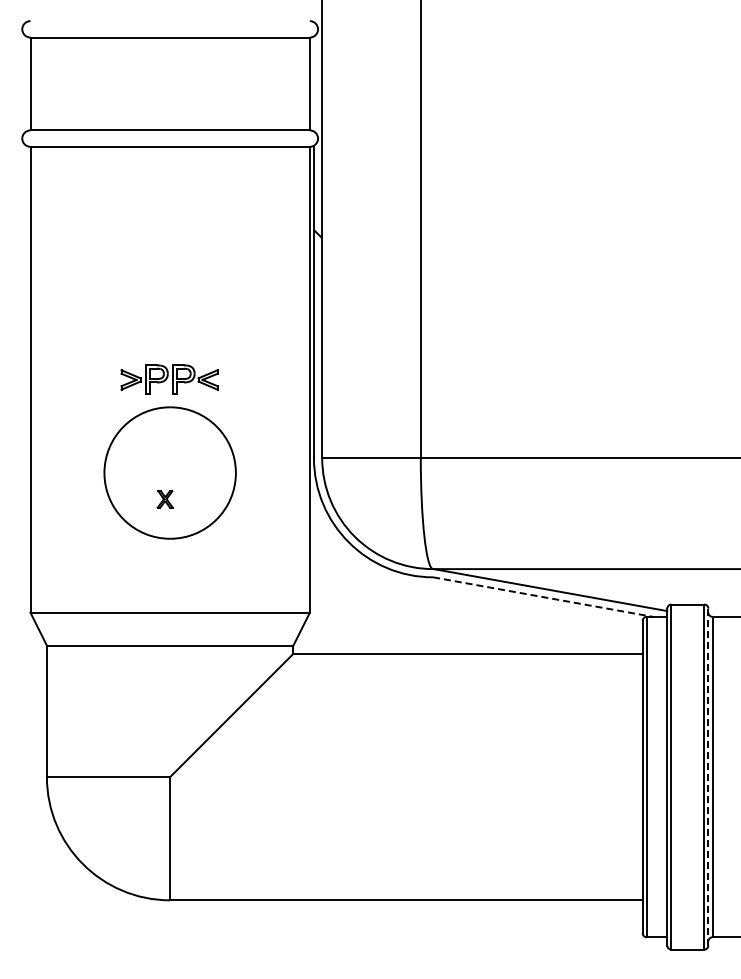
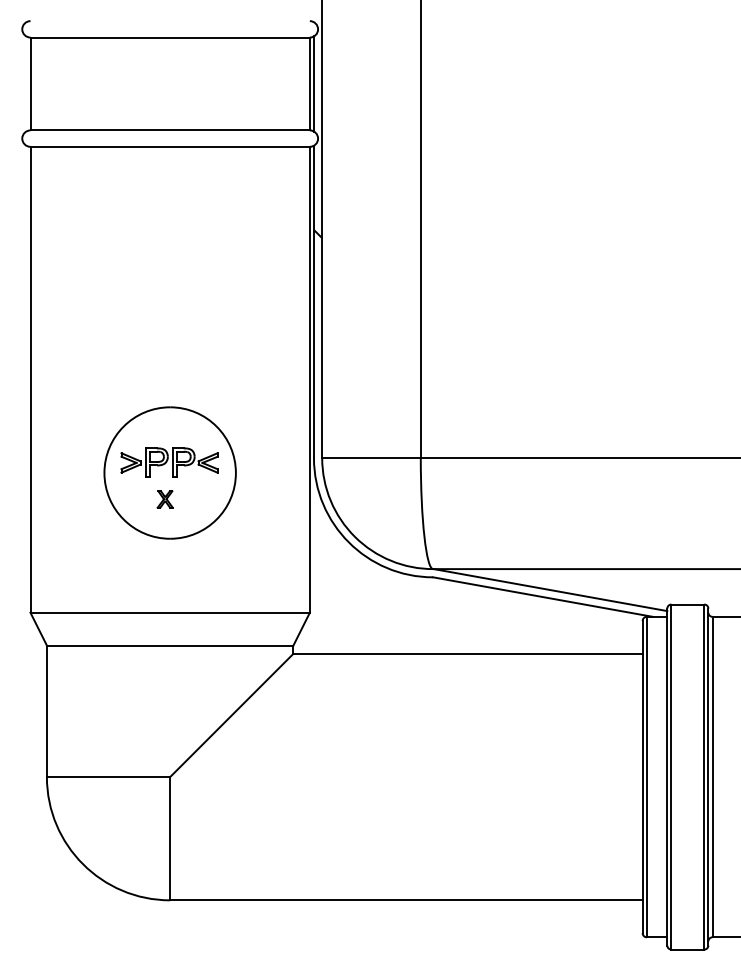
line: none -> present (313, 83)
part position: (169, 379) -> (169, 462) (169, 462)
line: dashed -> solid (543, 597)
line: dashed -> solid (708, 777)
